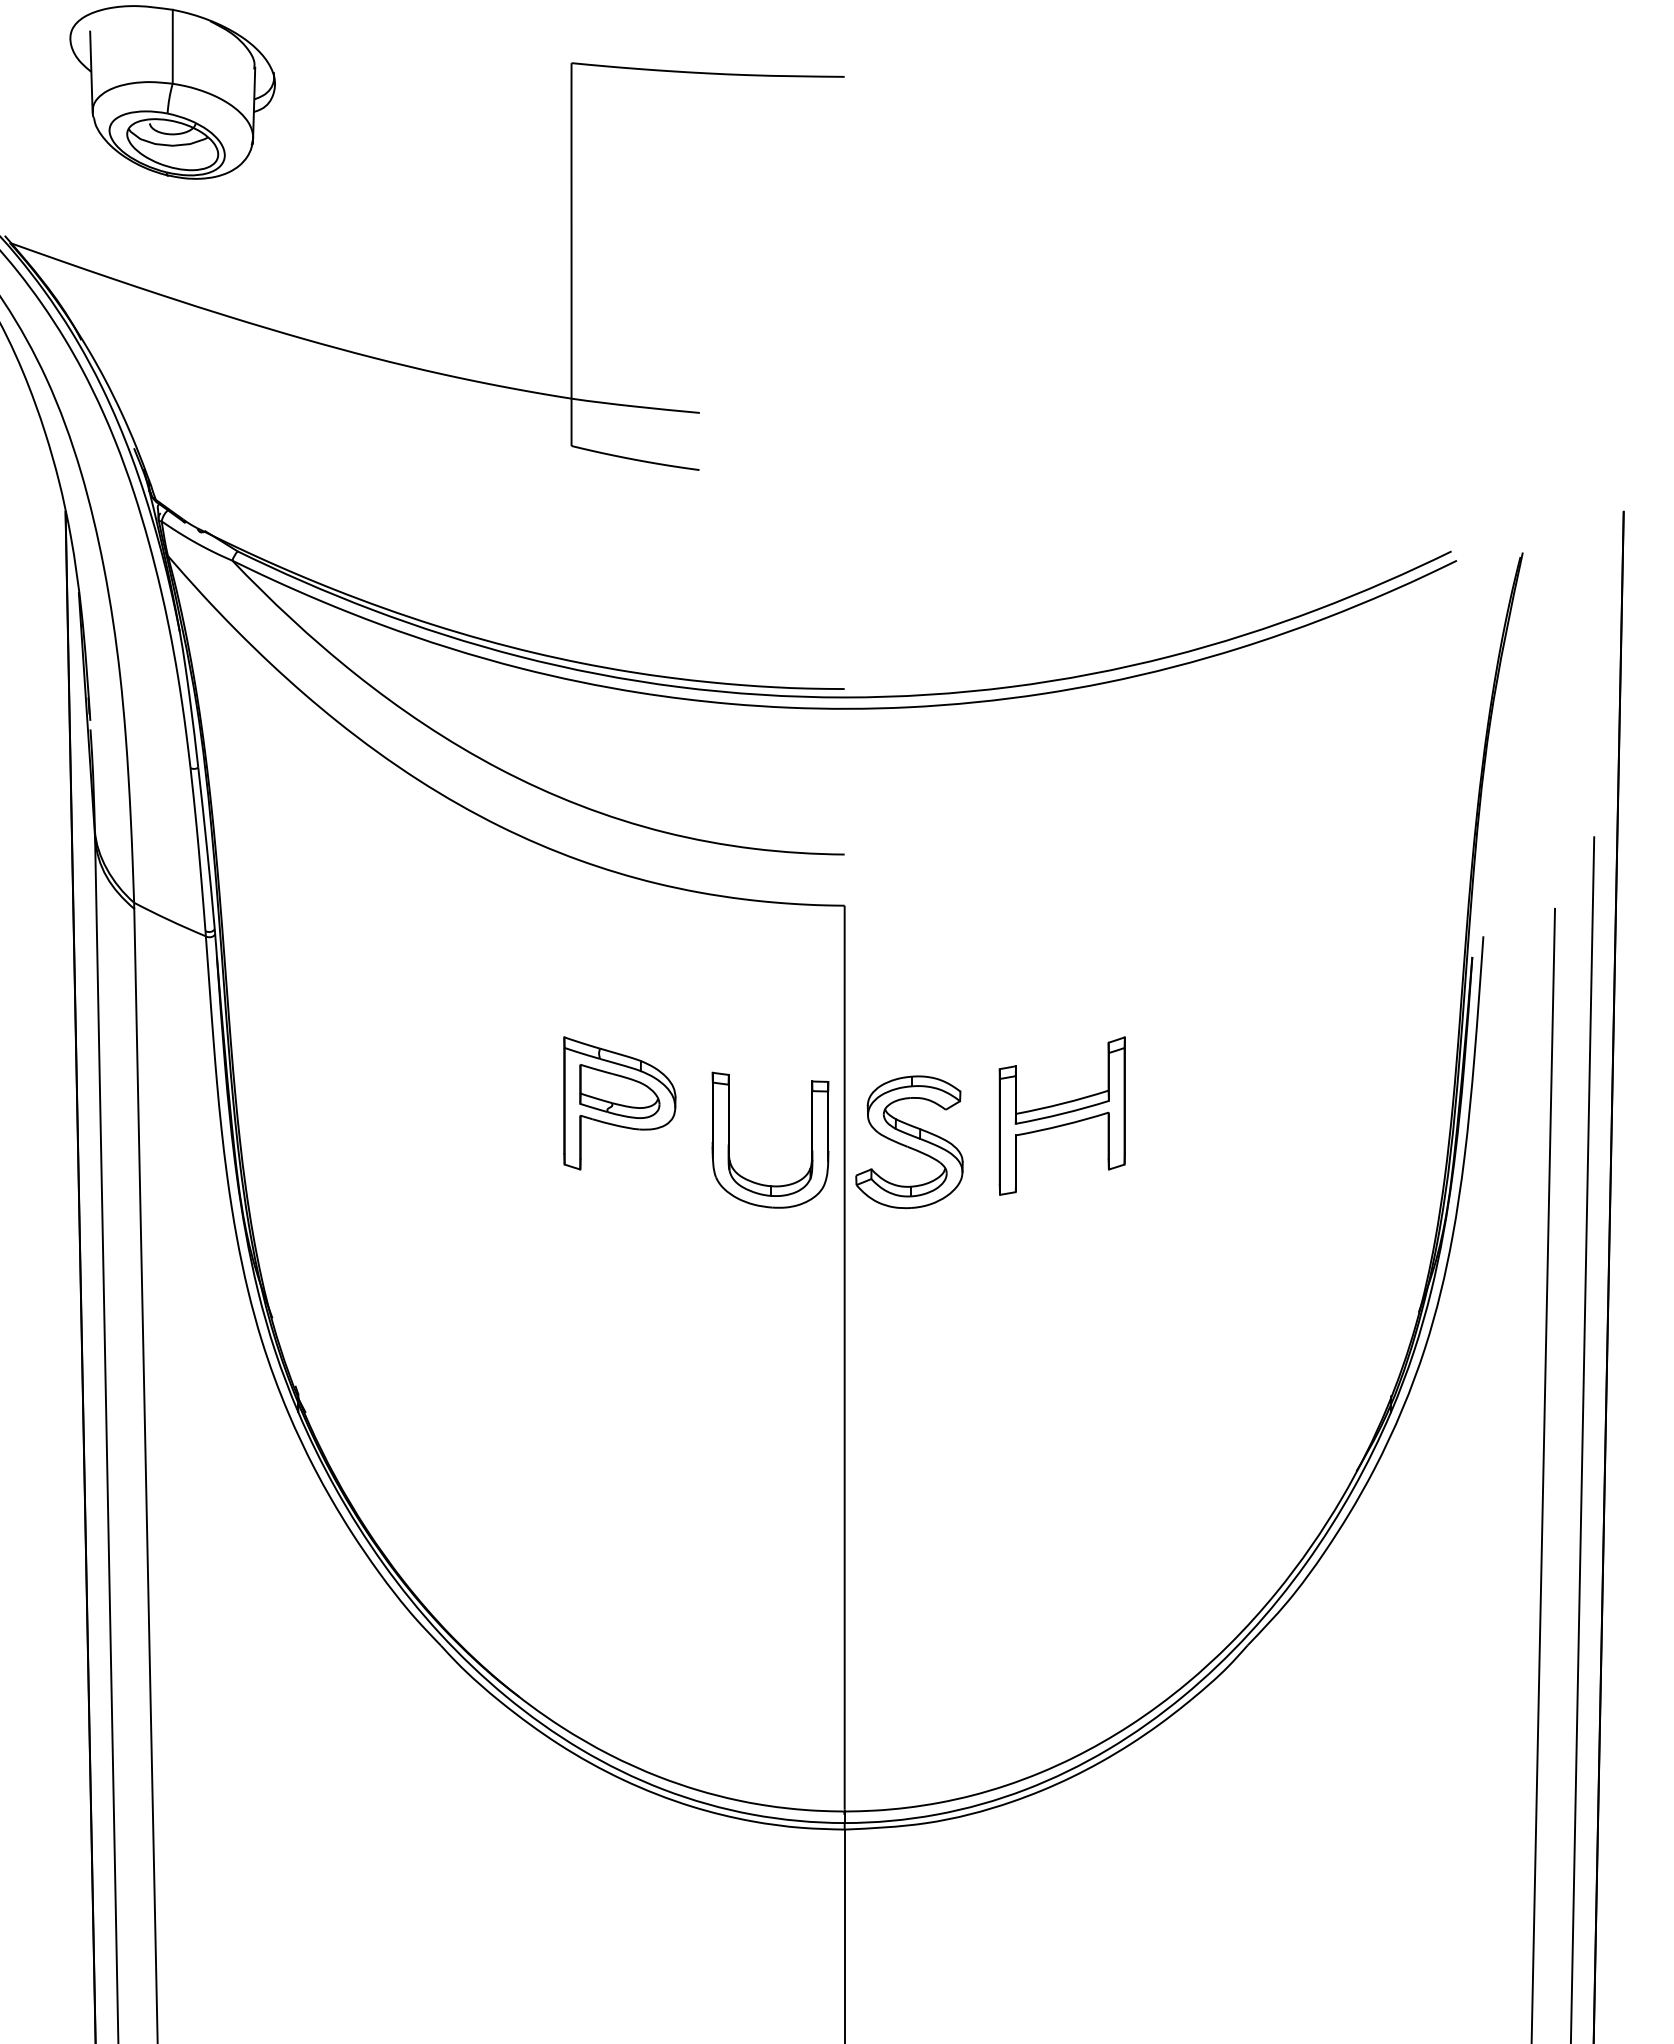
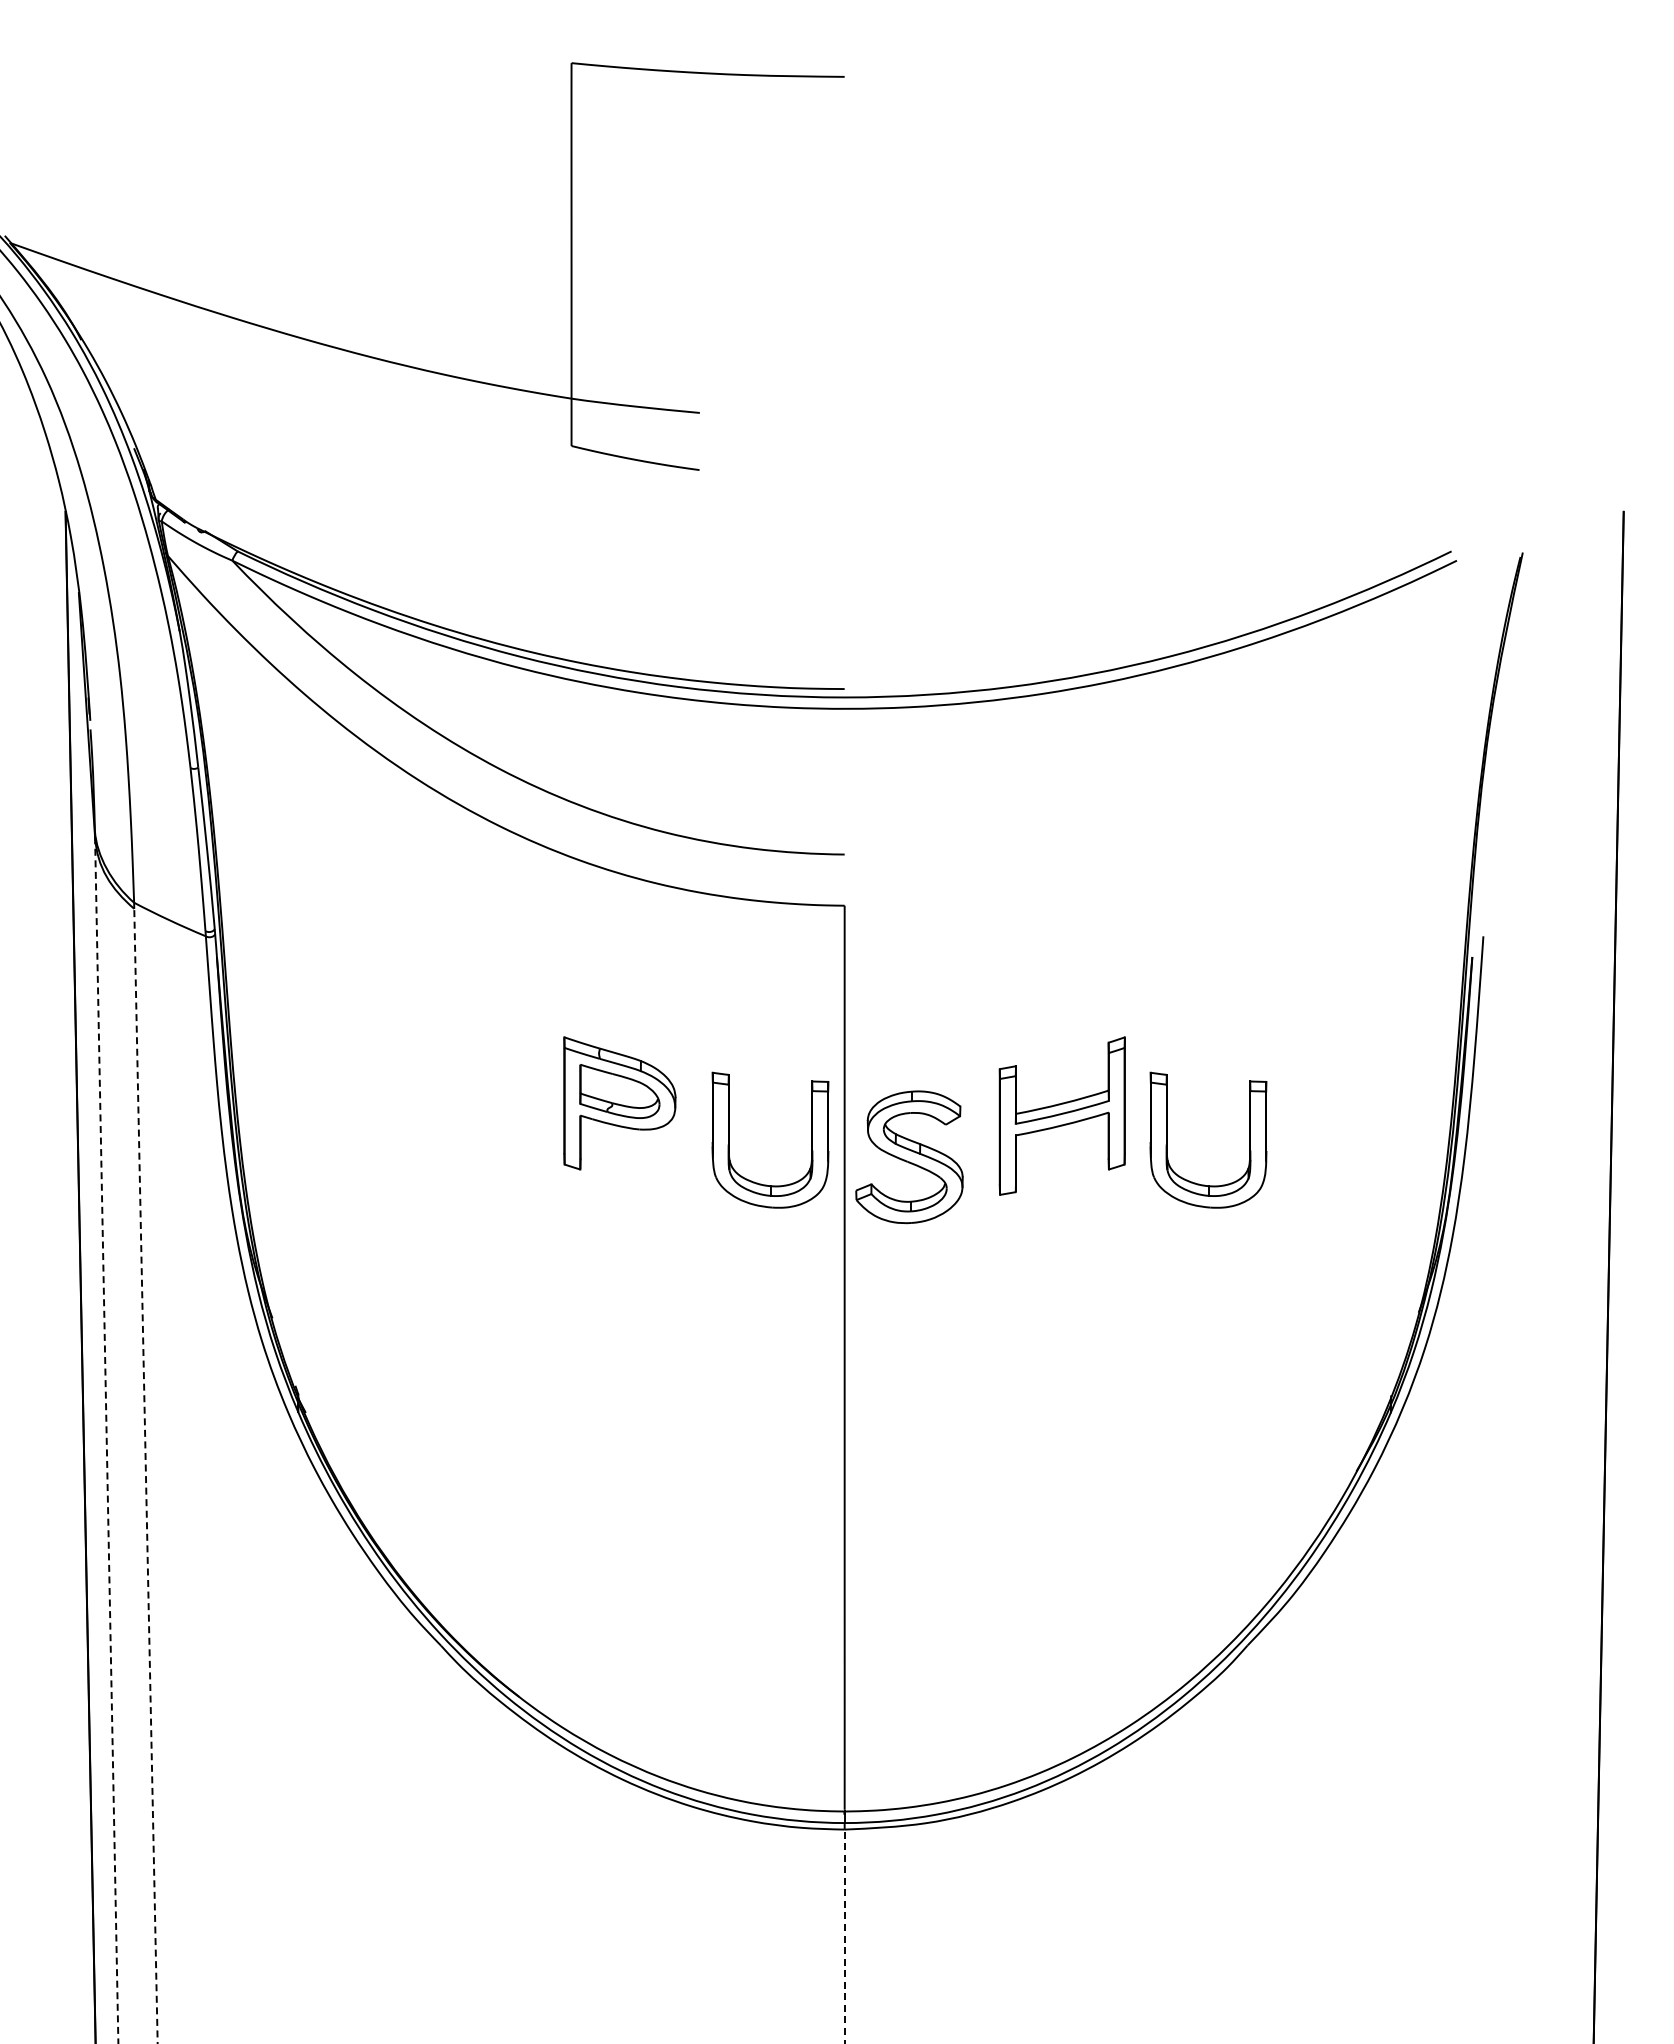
part: present -> none (172, 92)
part: none -> present (1167, 1139)
part position: (909, 1142) -> (909, 1157) (909, 1157)
line: present -> none (1582, 1438)
line: solid -> dashed (106, 1441)
line: present -> none (1543, 1474)
line: solid -> dashed (145, 1475)
line: solid -> dashed (844, 1936)
